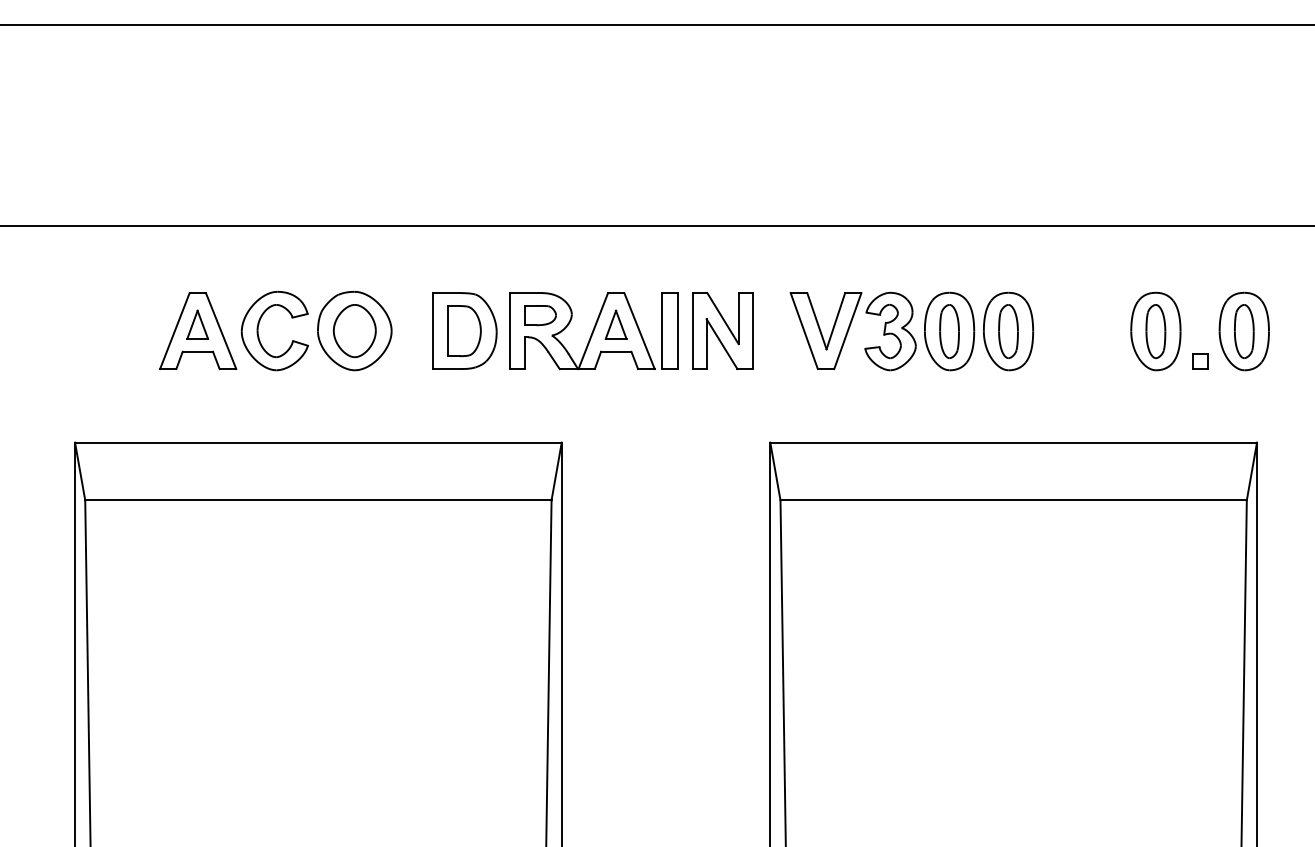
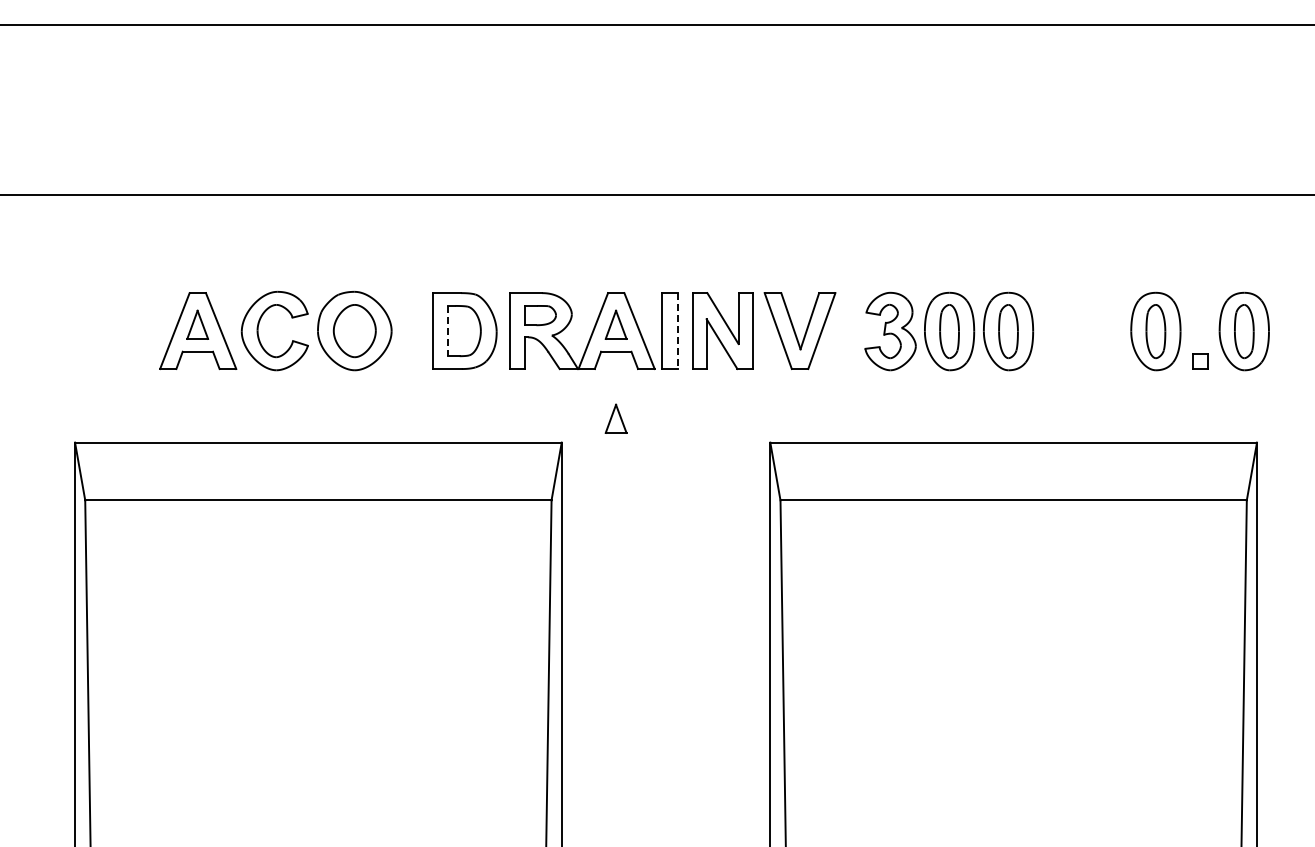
line position: (656, 225) -> (656, 194) (656, 194)
part position: (825, 330) -> (799, 330) (799, 330)
line: solid -> dashed (448, 331)
line: solid -> dashed (677, 331)
part: none -> present (615, 418)
